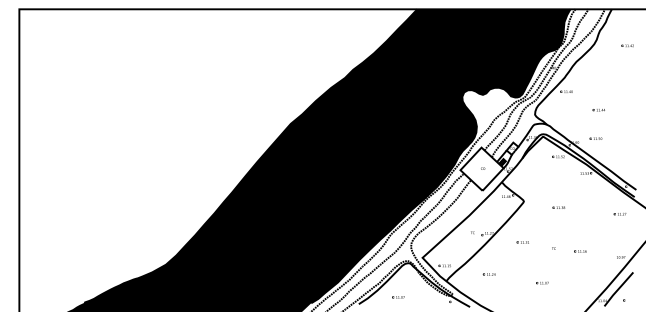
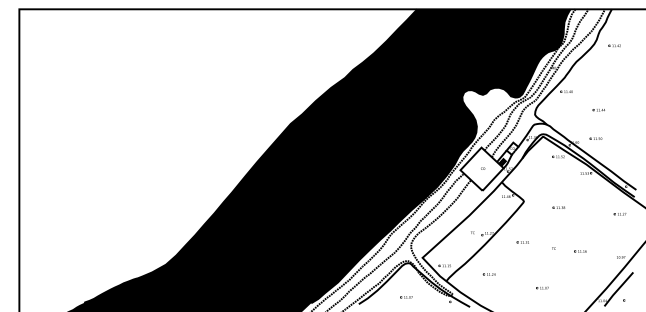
part position: (627, 45) -> (614, 45) (614, 45)
part position: (542, 282) -> (542, 287) (542, 287)
line position: (398, 297) -> (406, 297) (406, 297)
